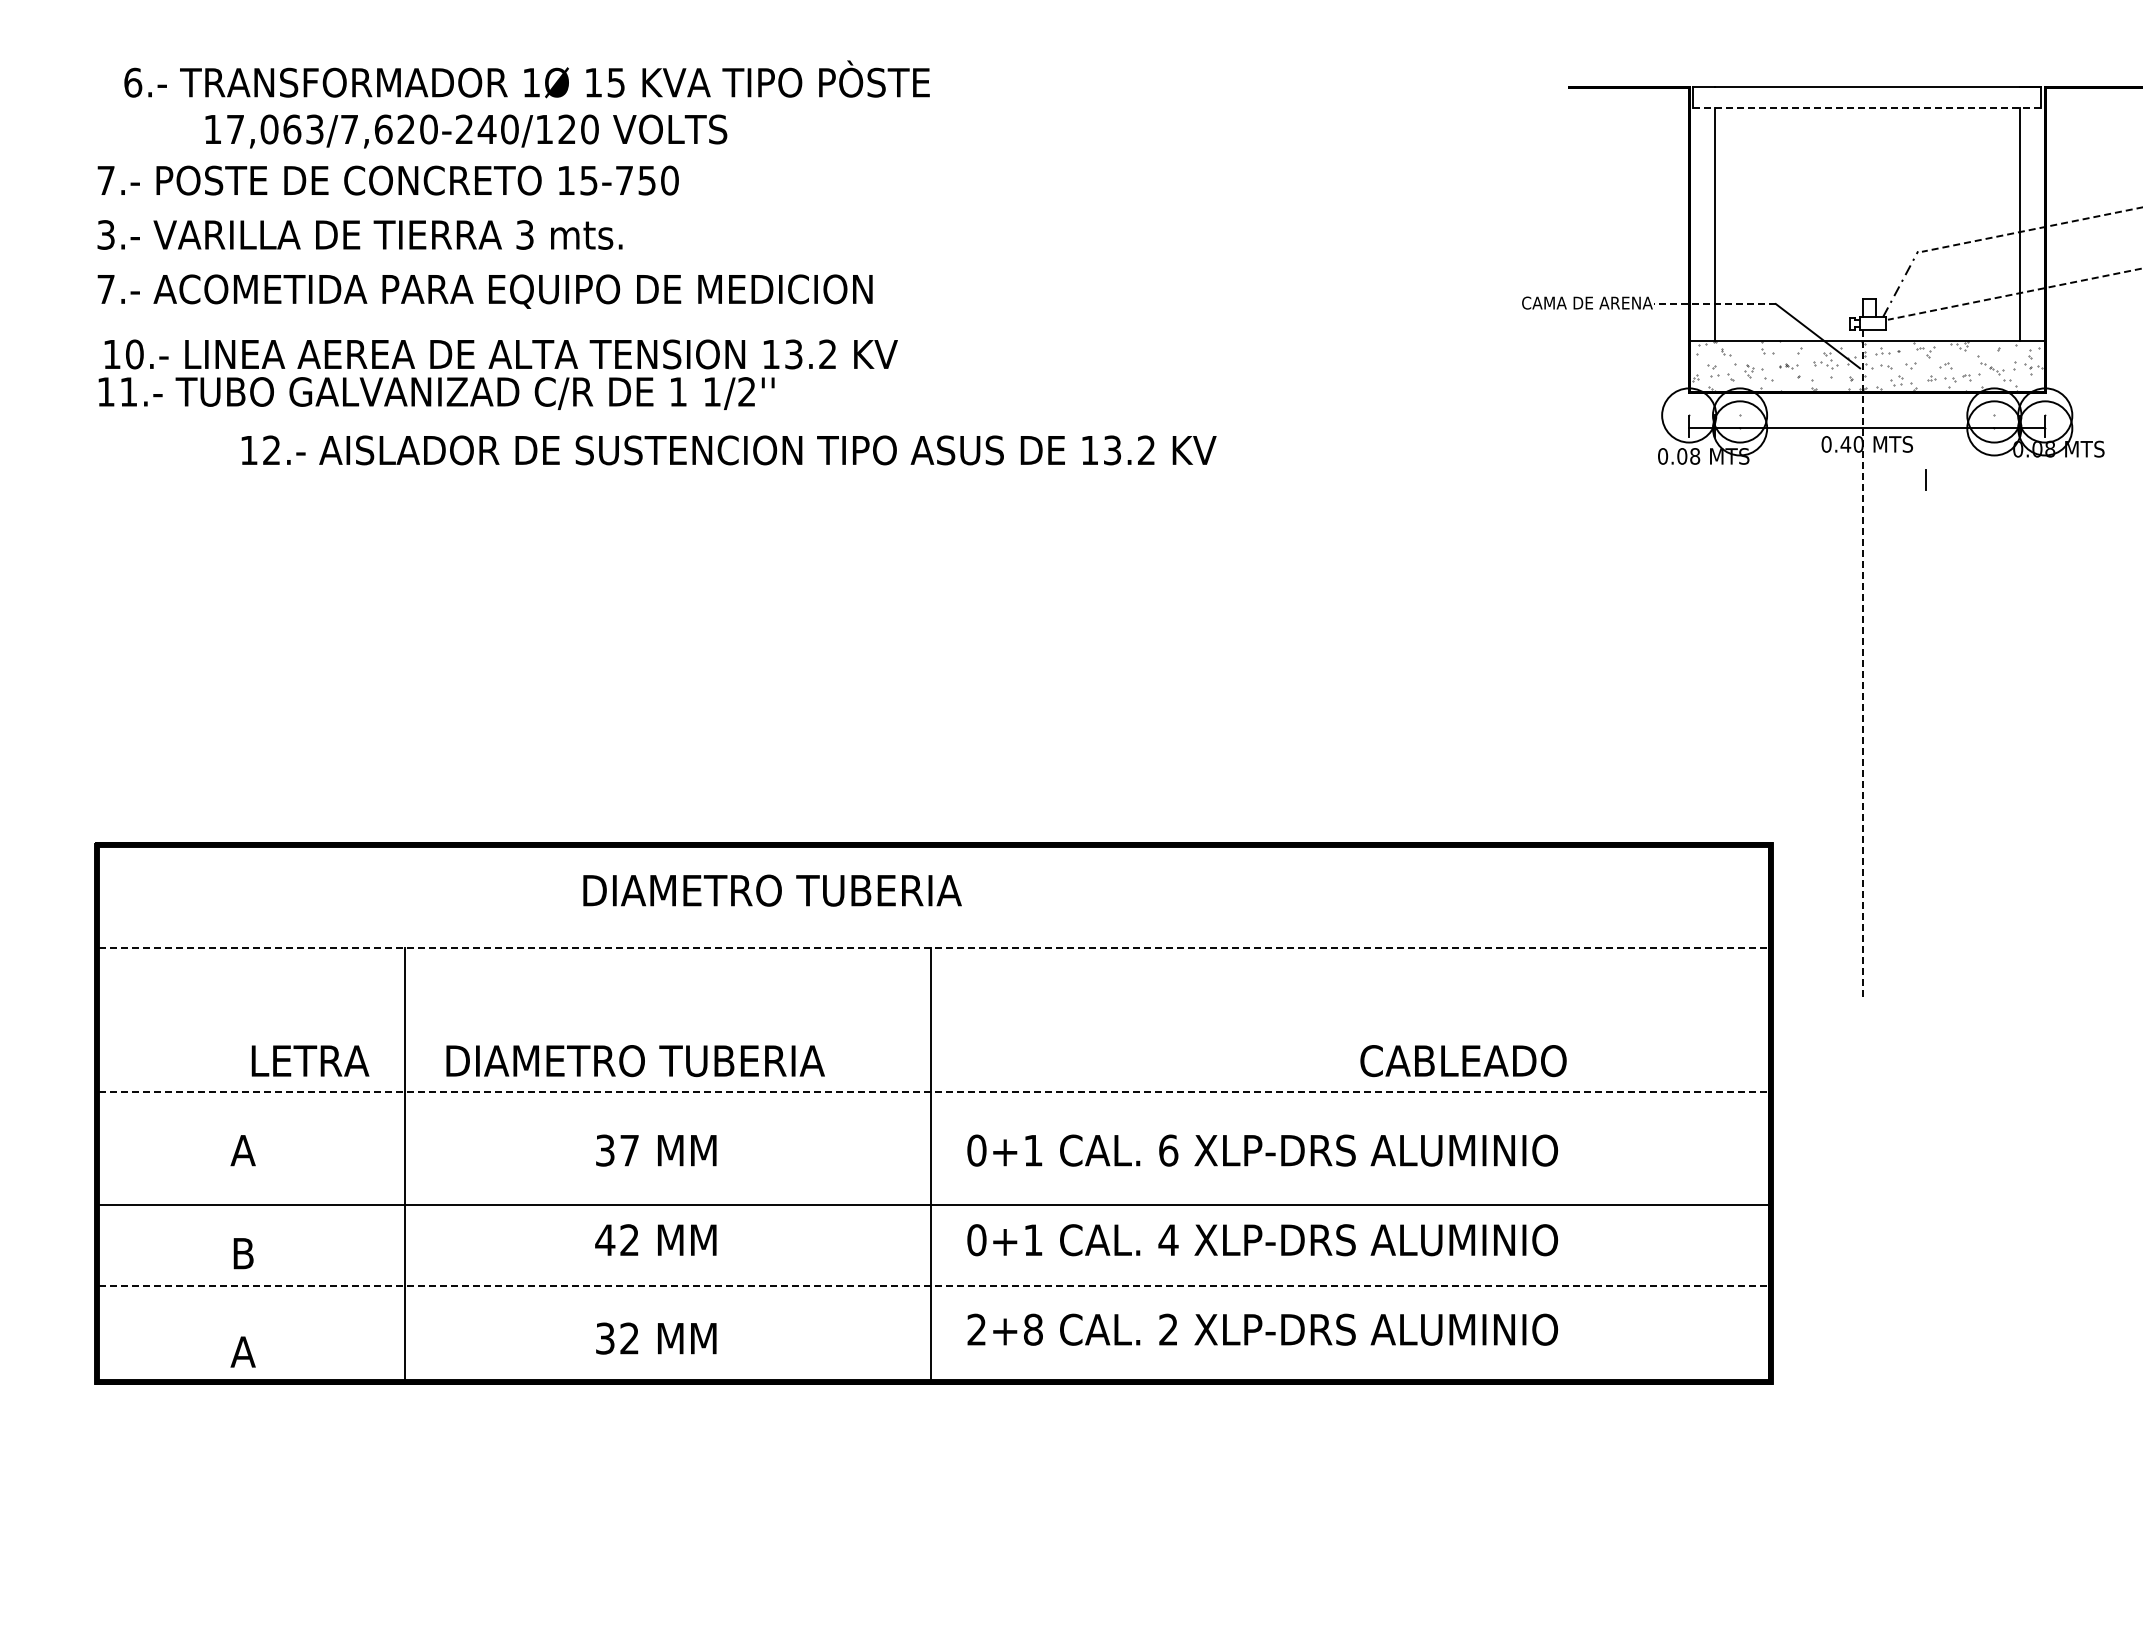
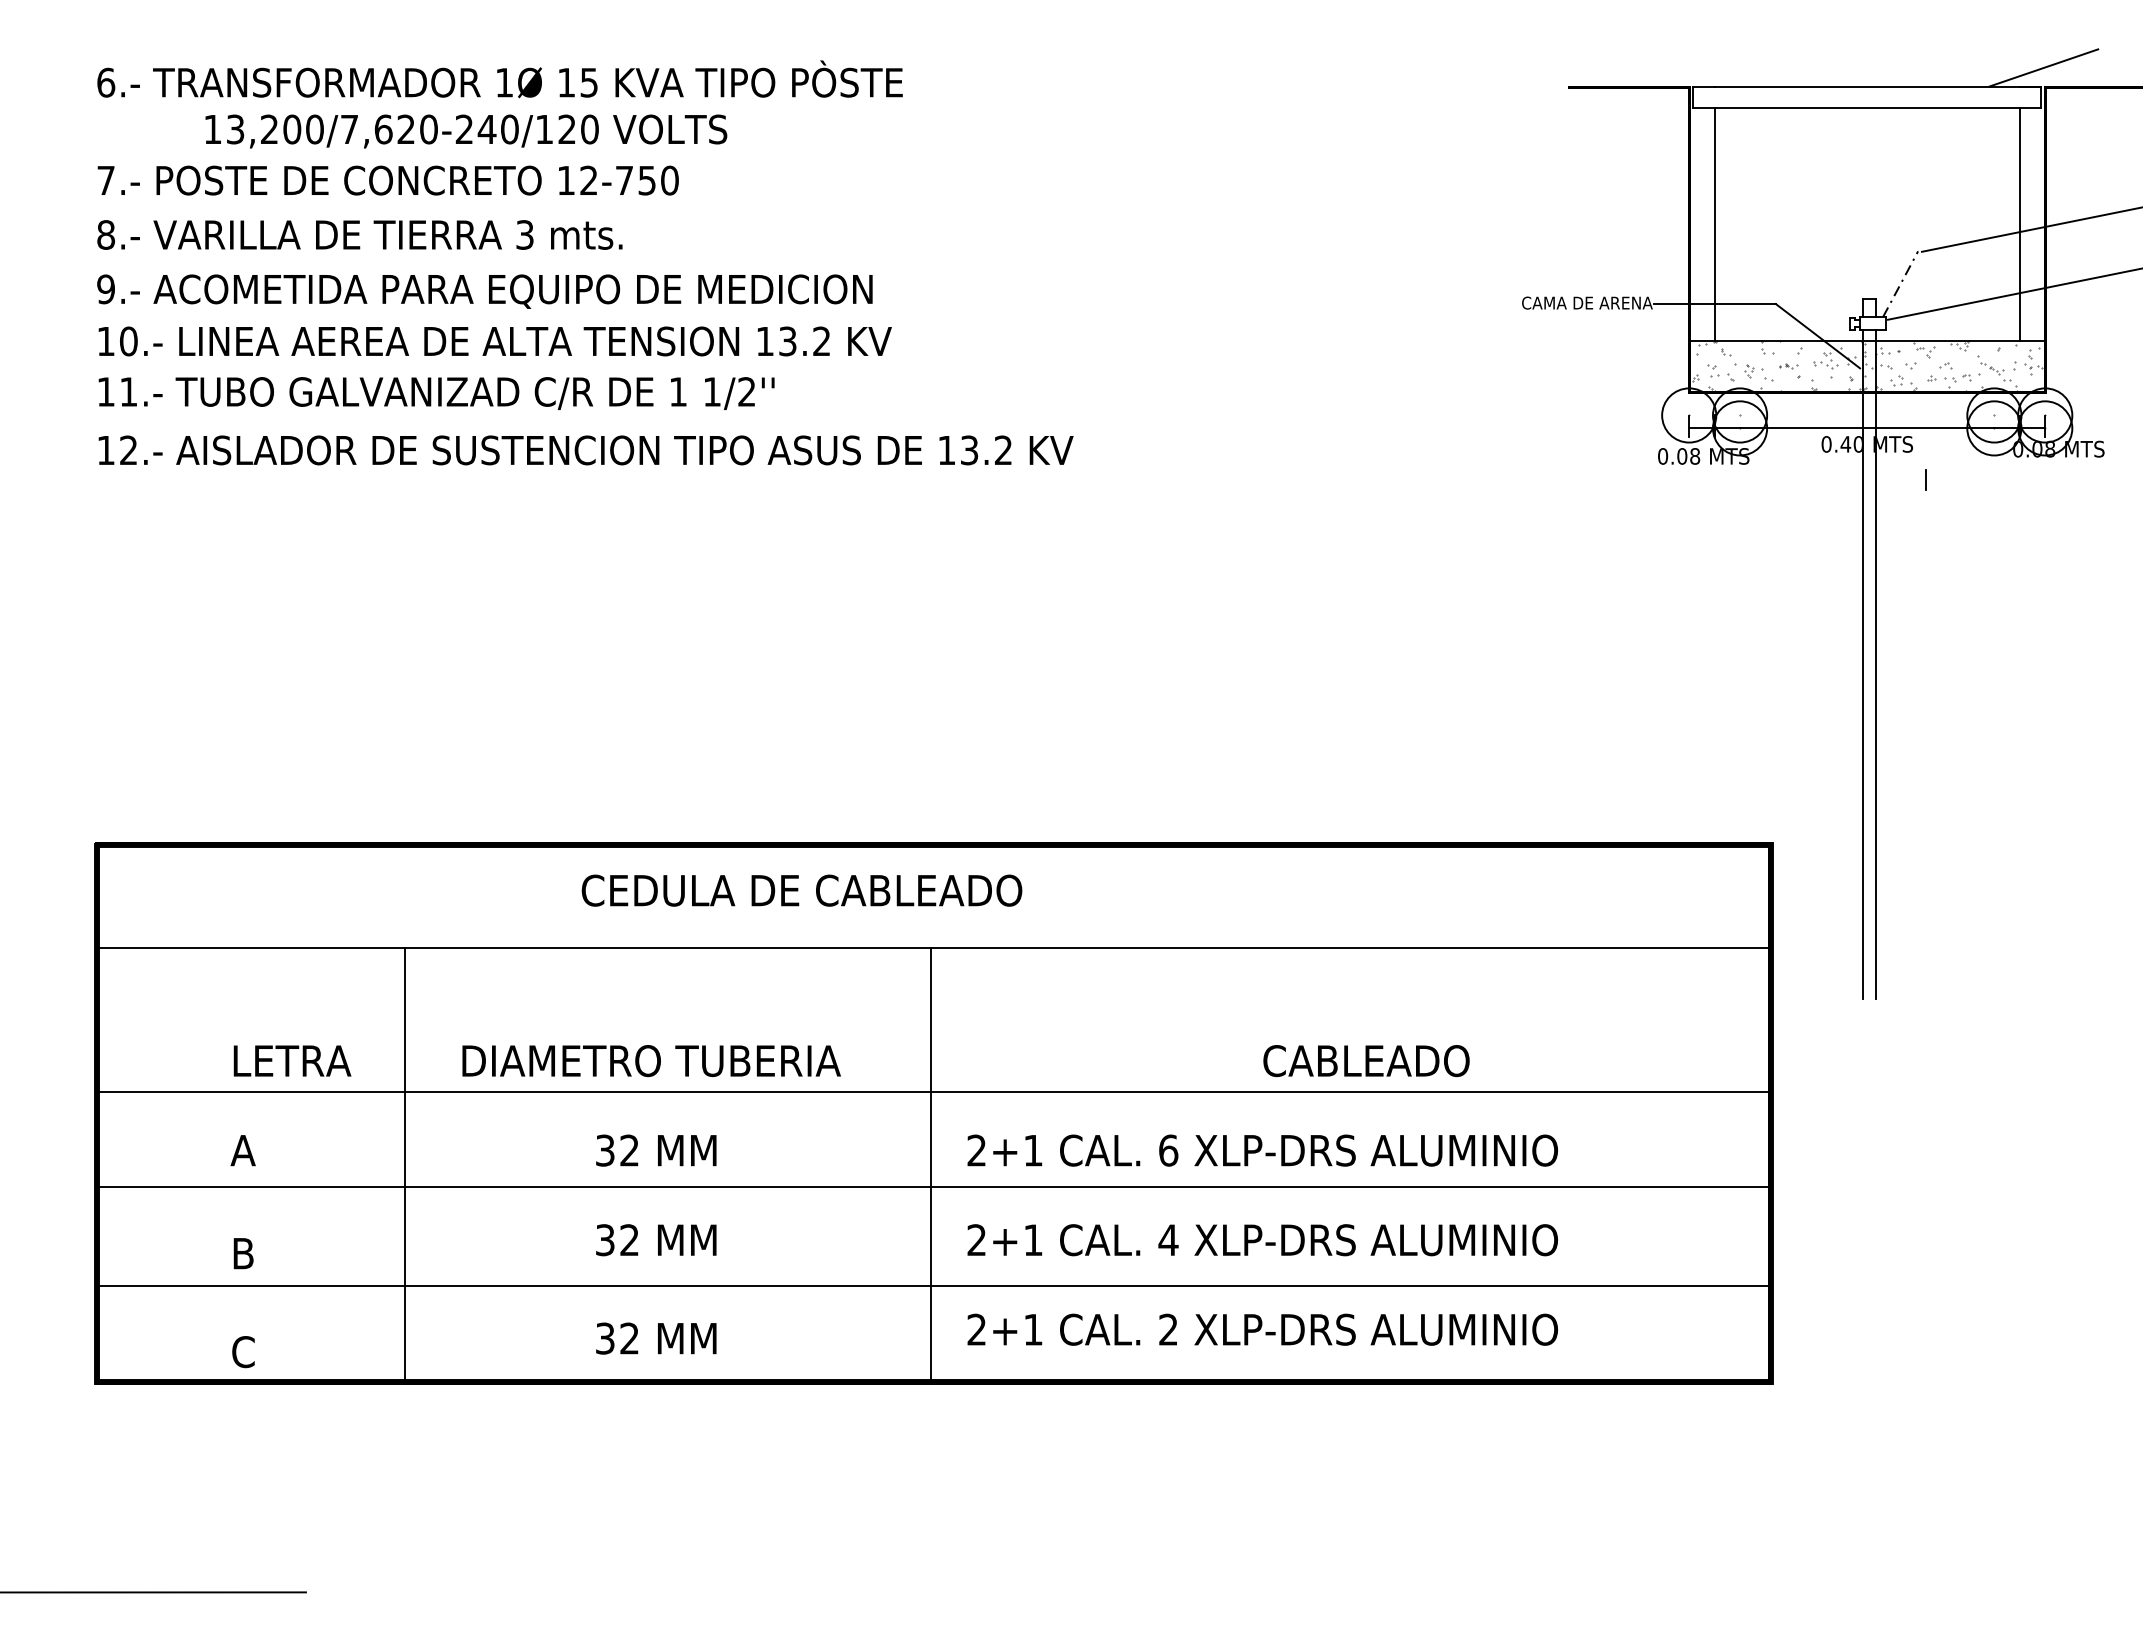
line: none -> present (2043, 67)
text position: (526, 79) -> (499, 79) (499, 79)
line: dashed -> solid (1867, 107)
text: 17,063/7,620-240/120 -> 13,200/7,620-240/120 (275, 129)
text: 15-750 -> 12-750 (588, 180)
line: dashed -> solid (2031, 229)
text: 3.- -> 8.- (106, 234)
text: 7.- -> 9.- (105, 289)
line: dashed -> solid (2015, 294)
line: dashed -> solid (1714, 304)
text position: (500, 354) -> (494, 341) (494, 341)
text position: (728, 450) -> (585, 450) (585, 450)
line: dashed -> solid (1863, 664)
line: none -> present (1876, 664)
text: DIAMETRO TUBERIA -> CEDULA DE CABLEADO (801, 890)
line: dashed -> solid (933, 947)
text position: (310, 1060) -> (292, 1060) (292, 1060)
text position: (635, 1061) -> (651, 1061) (651, 1061)
text position: (1463, 1061) -> (1366, 1061) (1366, 1061)
line: dashed -> solid (933, 1091)
text: 37 -> 32 (629, 1150)
text: 0+1 -> 2+1 (976, 1150)
line position: (933, 1205) -> (933, 1187) (933, 1187)
text: 42 -> 32 (605, 1240)
text: 0+1 -> 2+1 (976, 1240)
line: dashed -> solid (933, 1285)
text: 2+8 -> 2+1 (1032, 1329)
text: A -> C (242, 1352)
line: none -> present (153, 1592)
